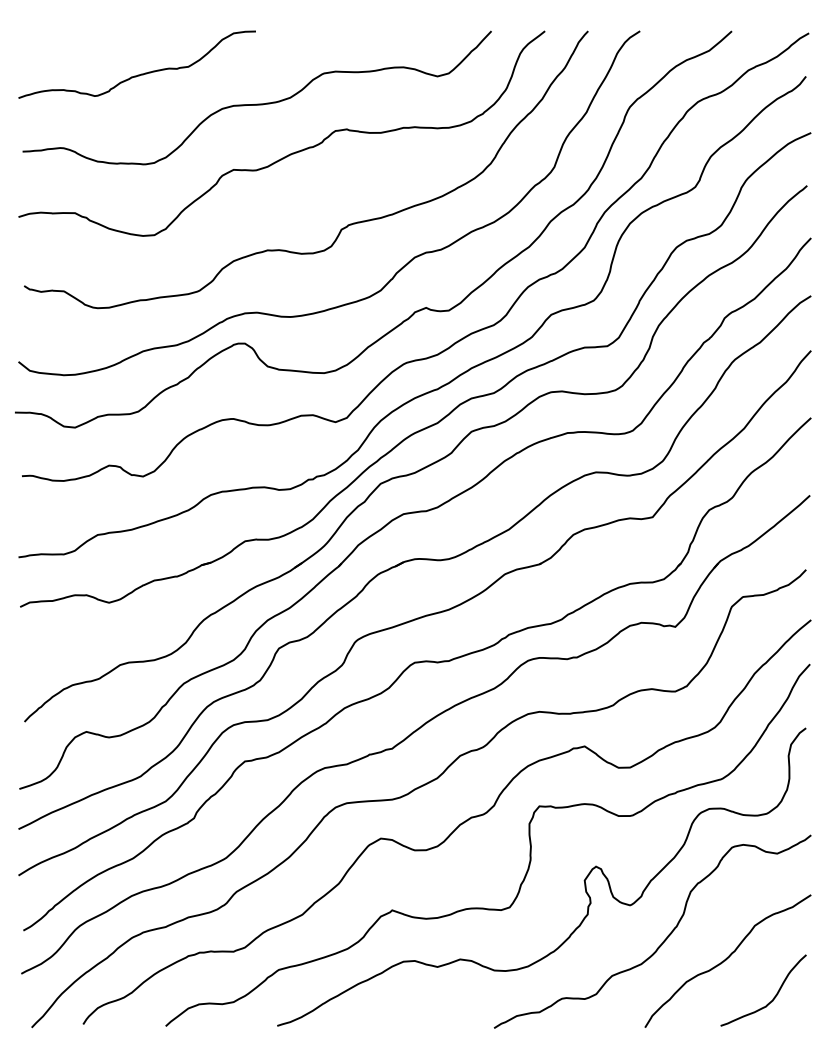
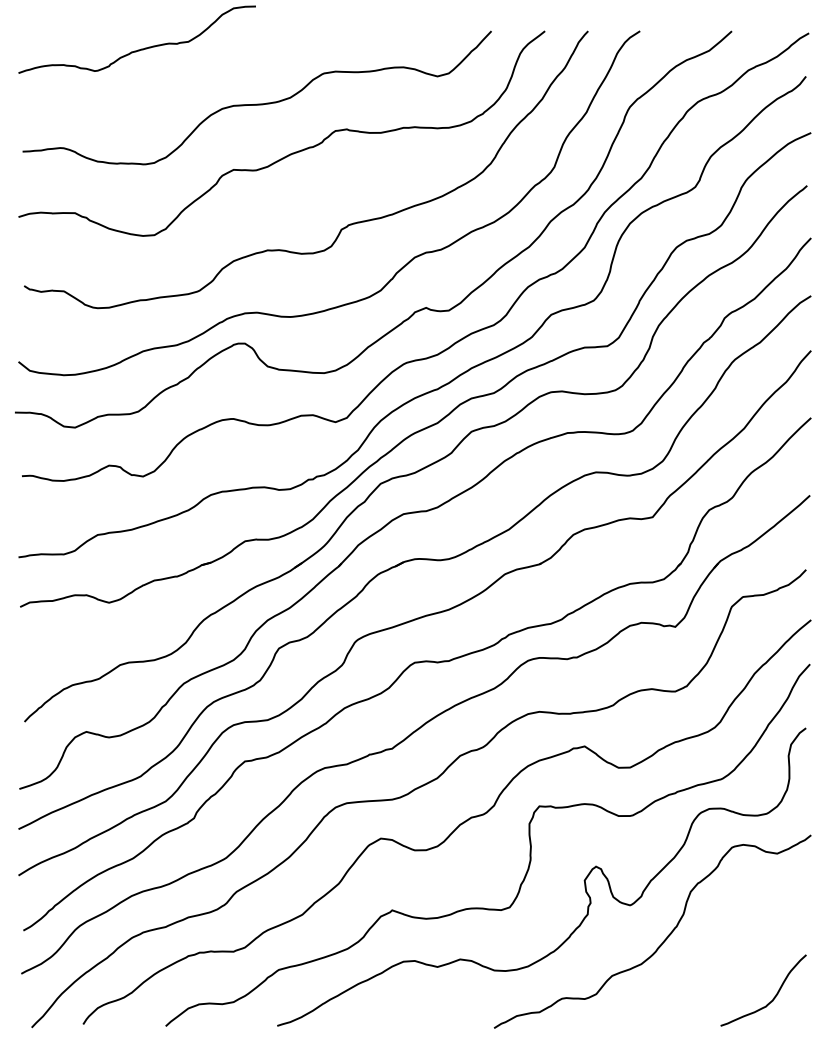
curve position: (138, 74) -> (138, 49) (138, 49)
curve: present -> none (727, 959)
